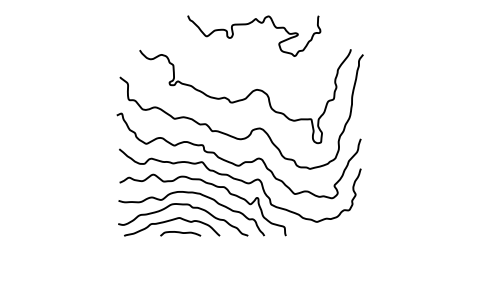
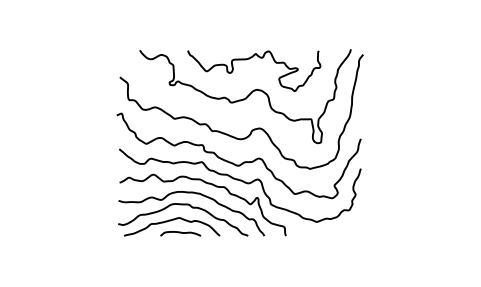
curve position: (249, 24) -> (249, 59) (249, 59)
